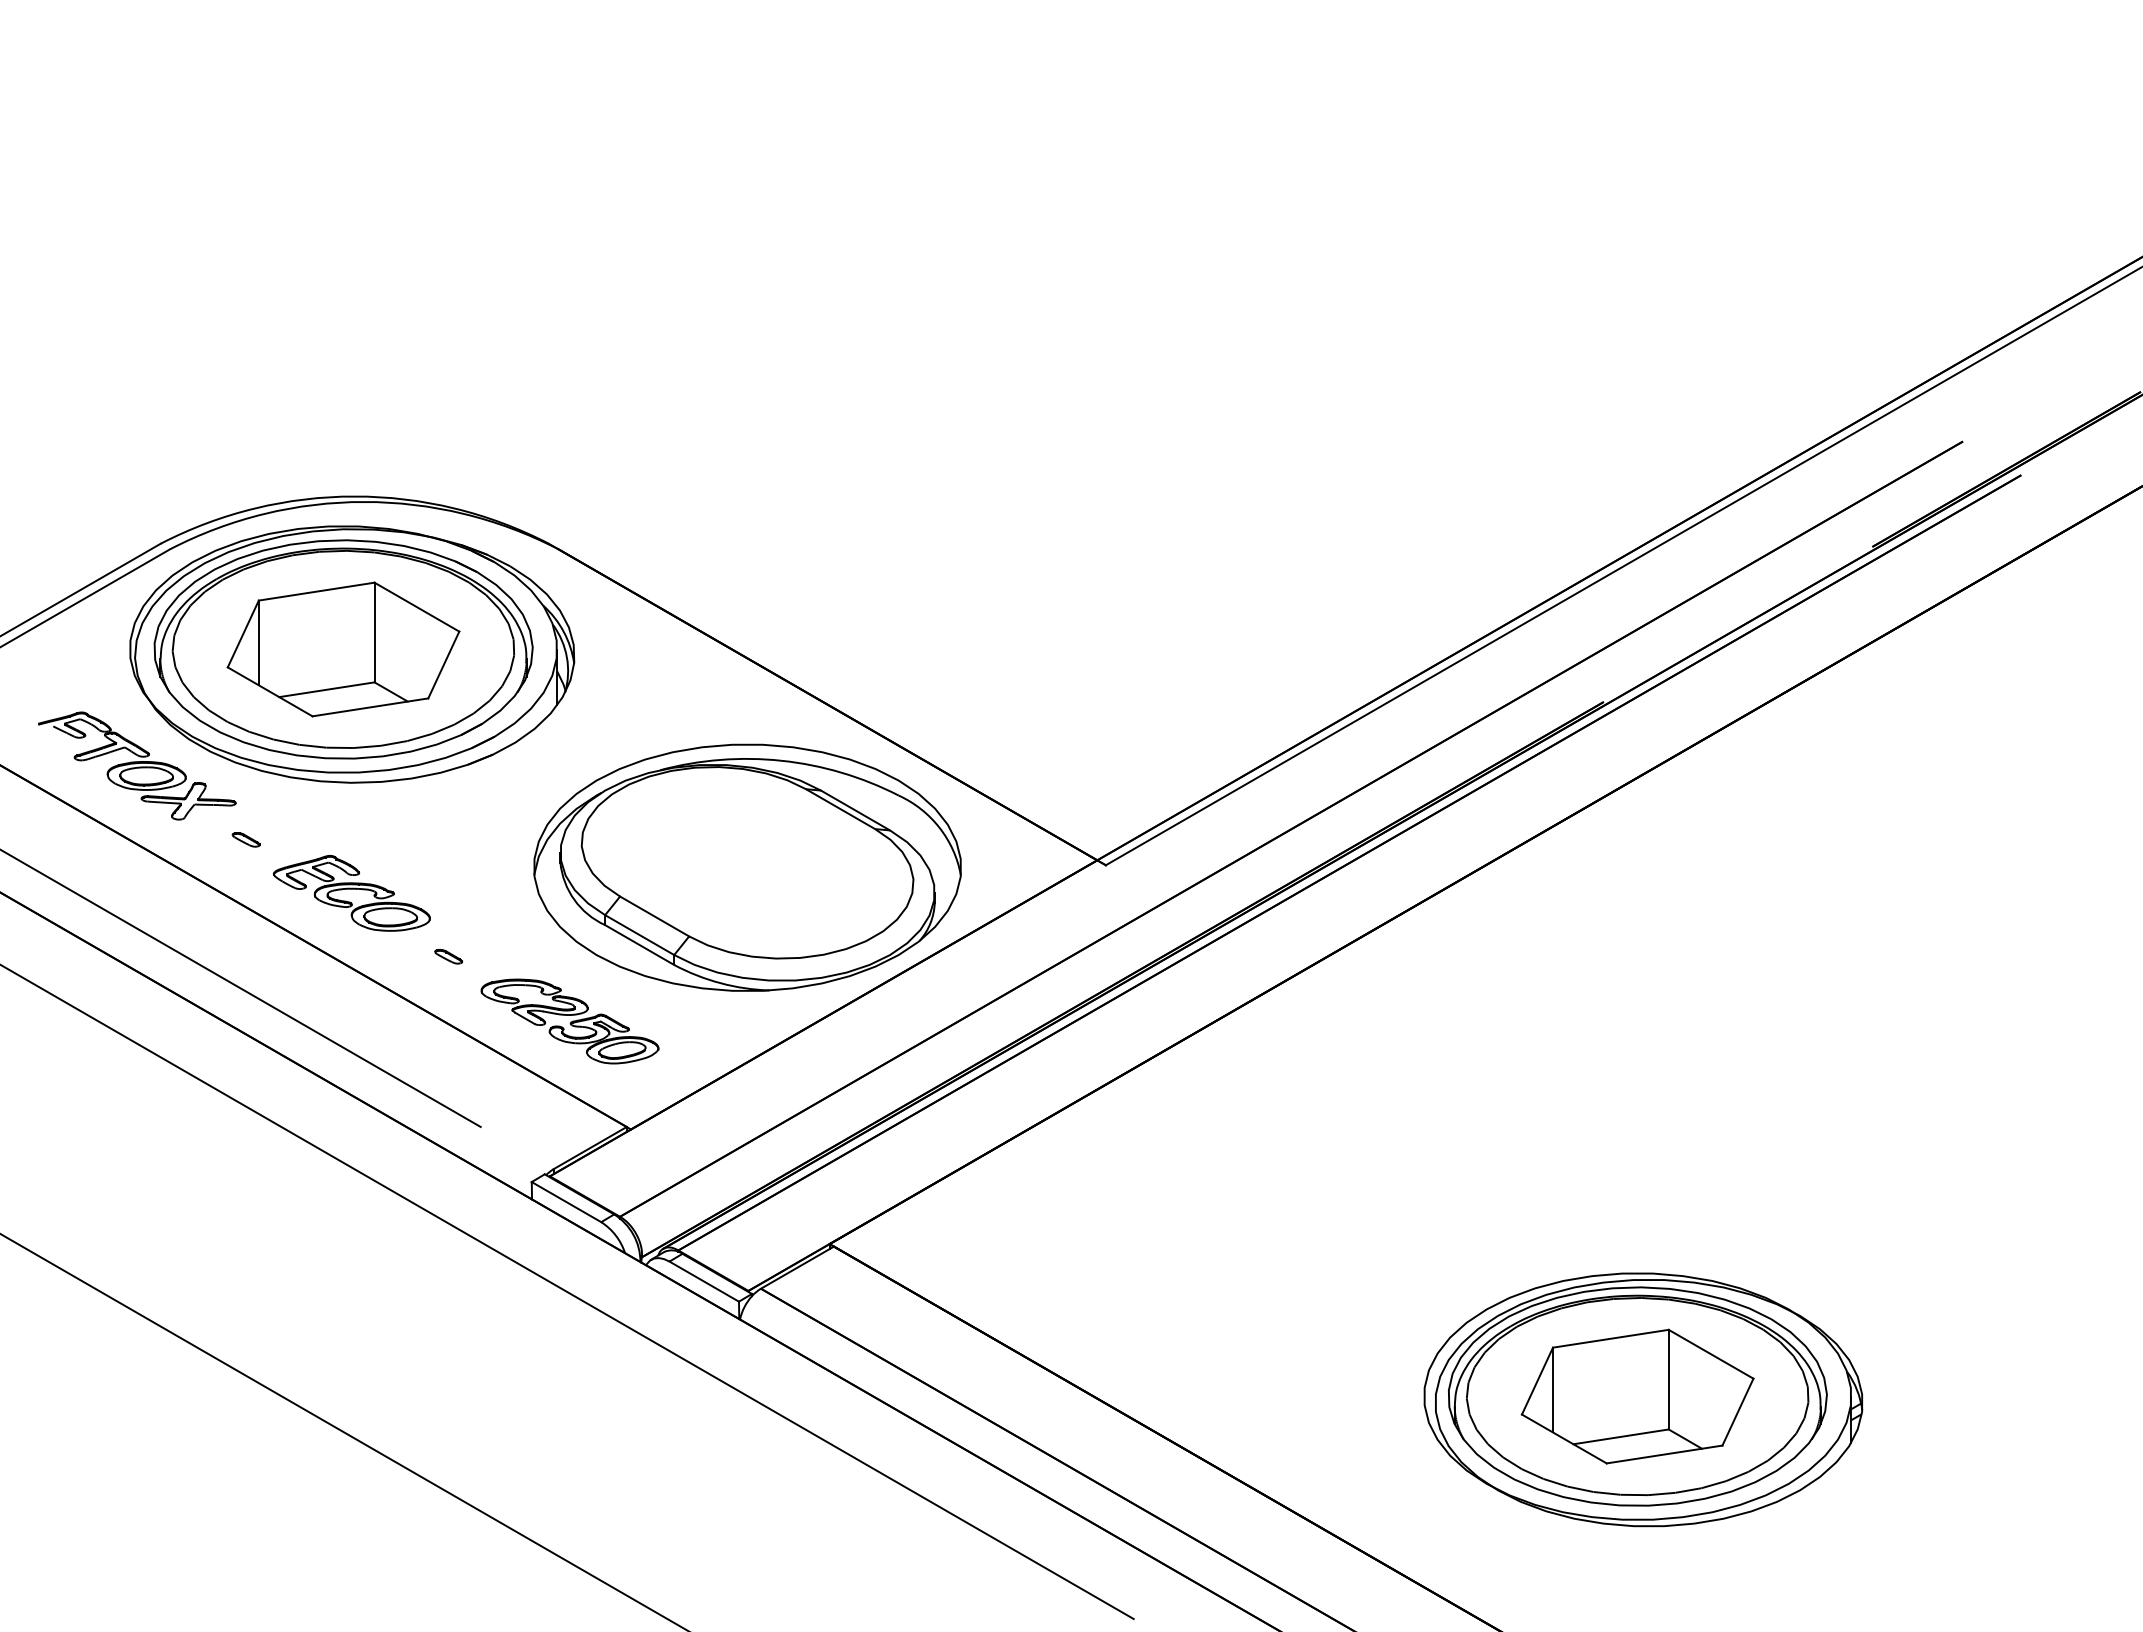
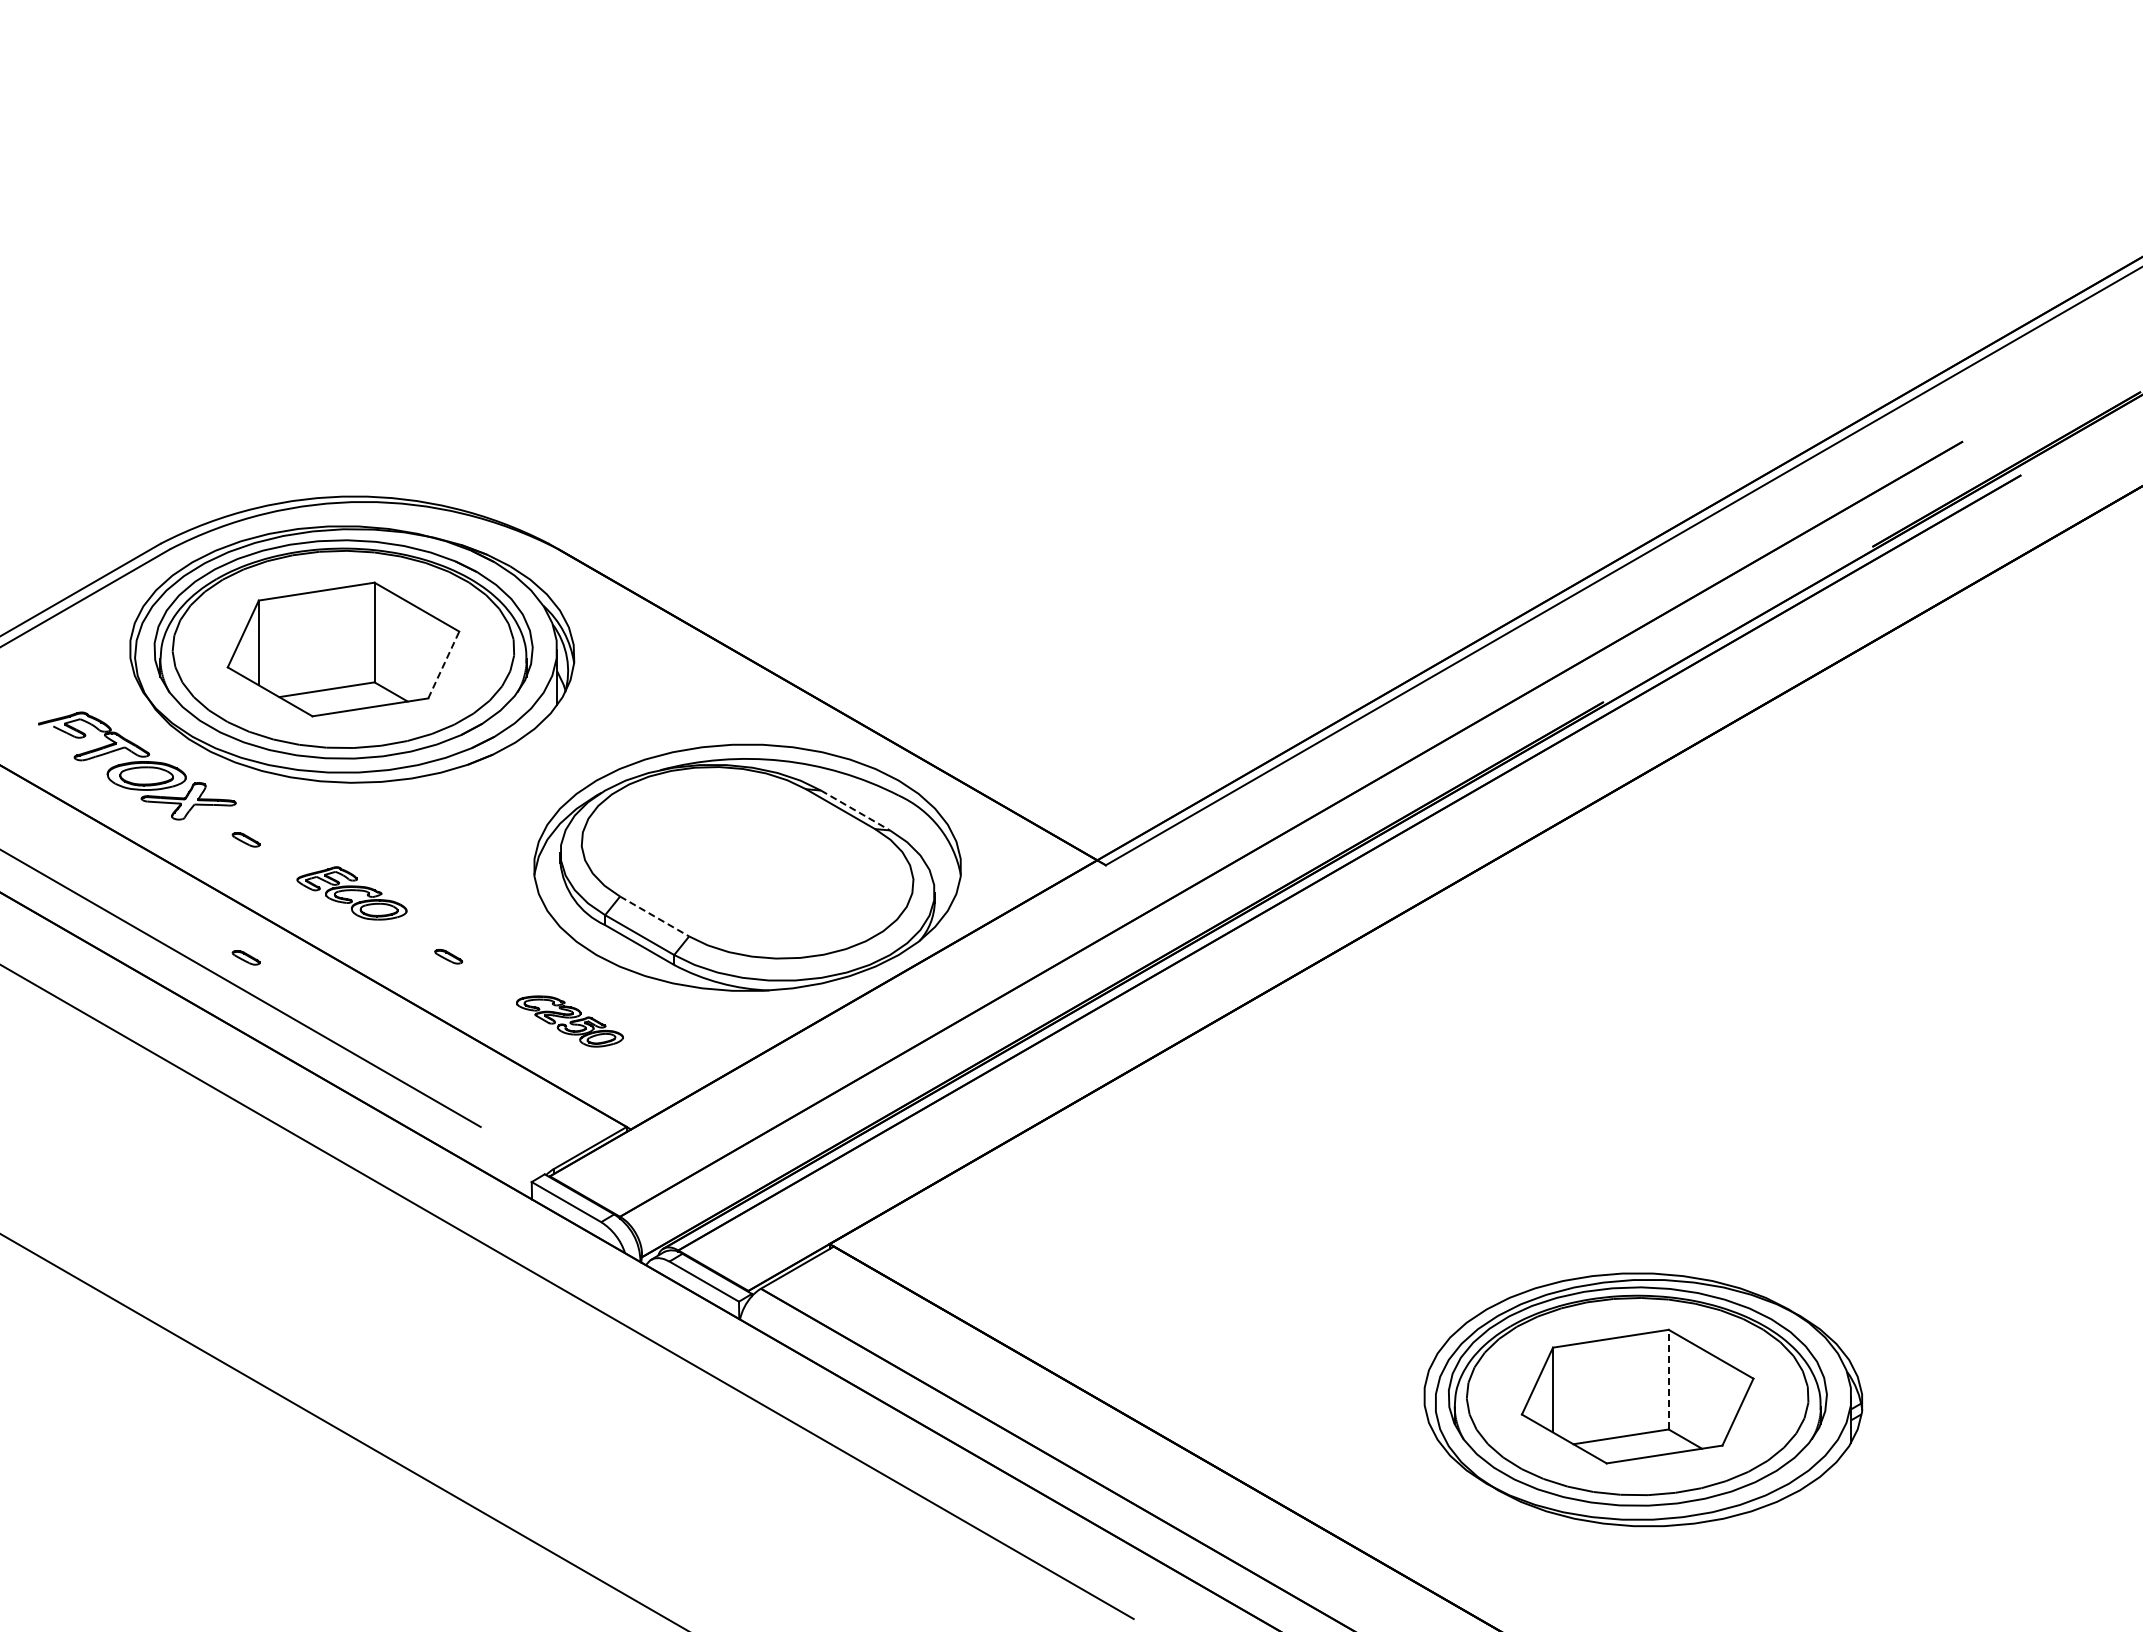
line: solid -> dashed (443, 665)
line: solid -> dashed (855, 810)
part size: 158x77 px -> 112x55 px (351, 893)
line: solid -> dashed (654, 916)
part: none -> present (245, 957)
part size: 180x87 px -> 108x53 px (569, 1021)
line: solid -> dashed (1668, 1379)
